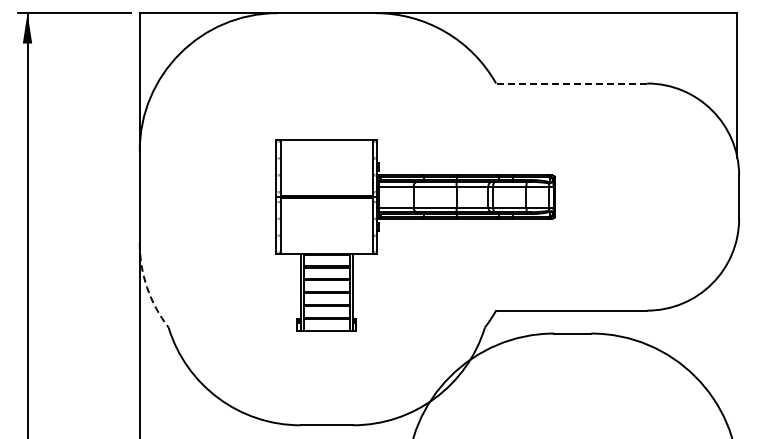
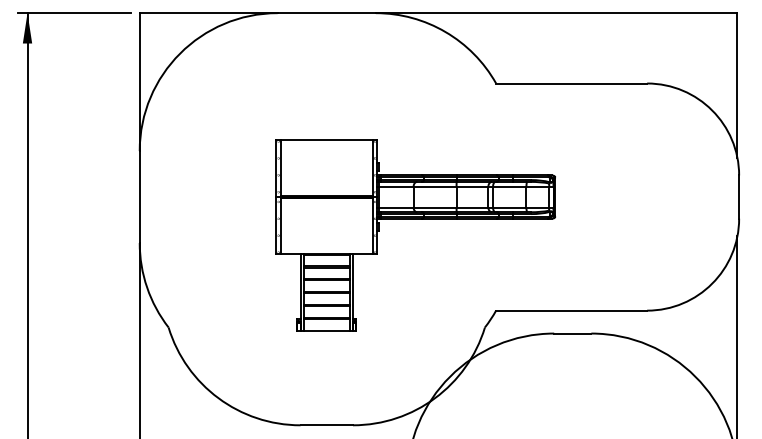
line: dashed -> solid (571, 83)
arc: dashed -> solid (147, 287)
line: none -> present (737, 335)
